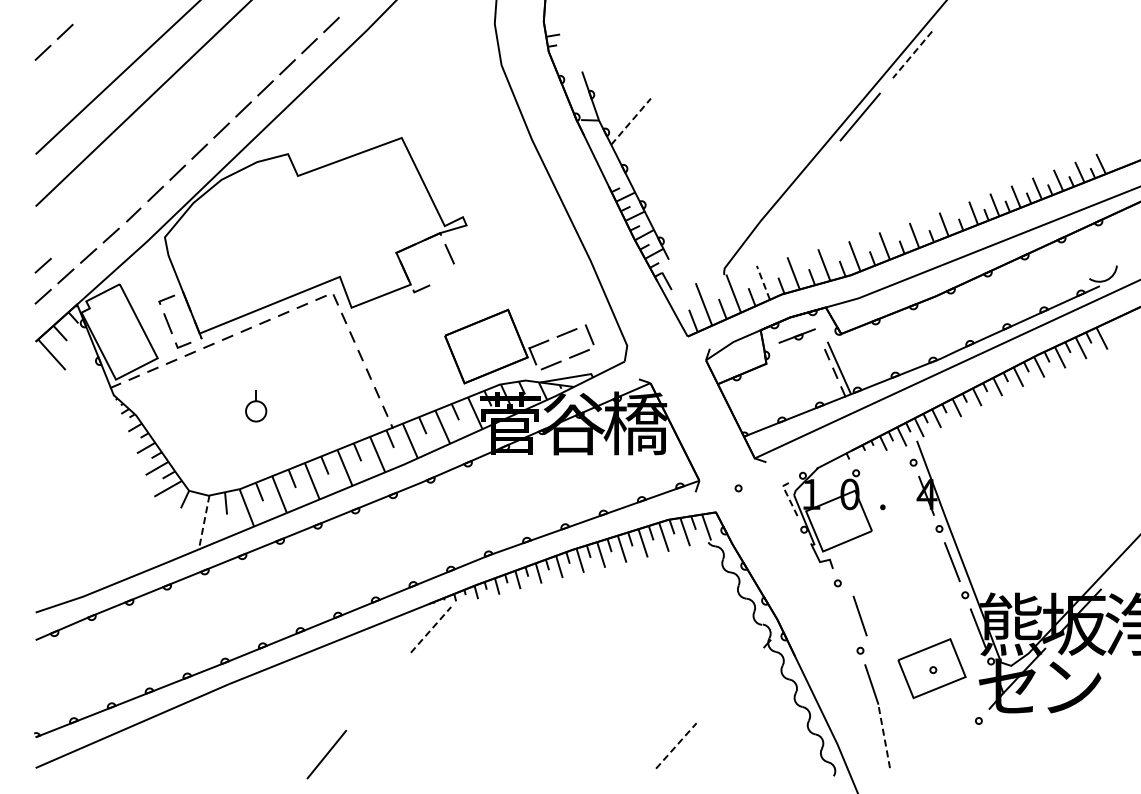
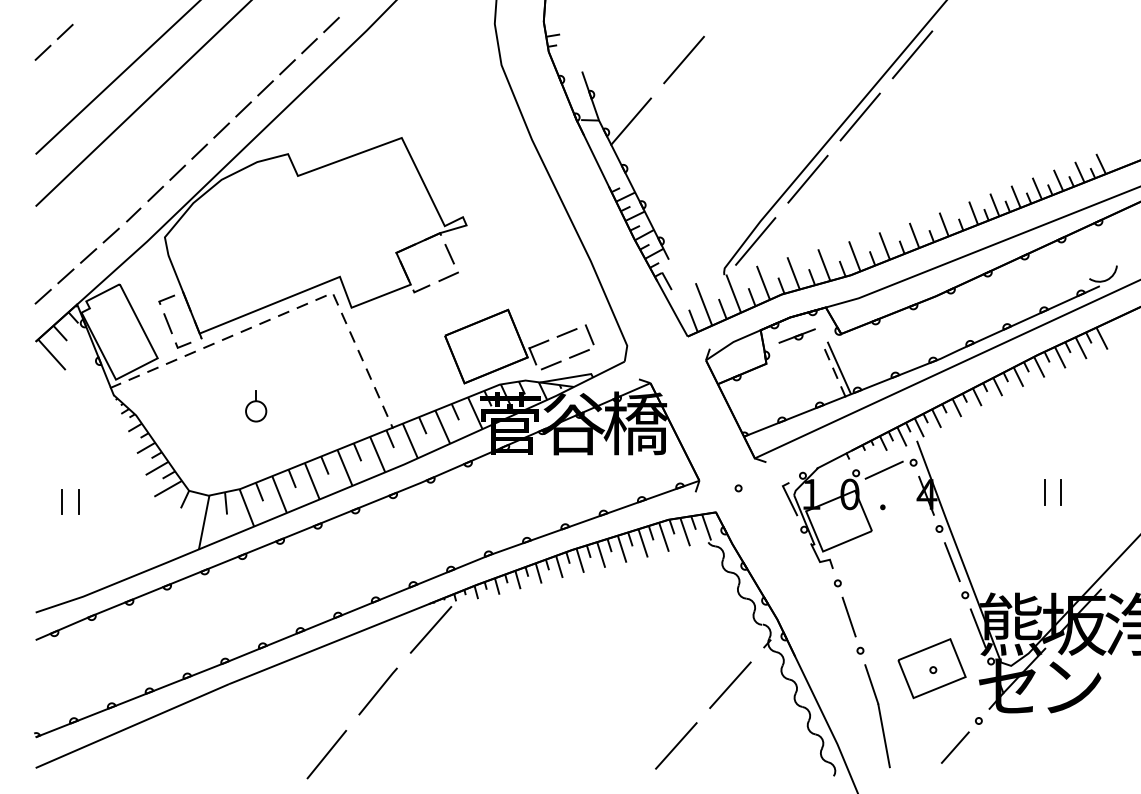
line: dashed -> solid (912, 55)
line: none -> present (683, 59)
line: dashed -> solid (631, 121)
line: none -> present (807, 178)
line: none -> present (755, 241)
line: present -> none (42, 265)
line: none -> present (448, 276)
line: dashed -> solid (763, 282)
line: none -> present (883, 469)
line: none -> present (1045, 492)
line: none -> present (1061, 492)
line: dashed -> solid (788, 496)
line: none -> present (62, 502)
line: none -> present (78, 502)
line: dashed -> solid (204, 522)
line position: (859, 615) -> (848, 616) (848, 616)
line: dashed -> solid (431, 629)
line: none -> present (730, 685)
line: none -> present (377, 691)
line: dashed -> solid (884, 735)
line: dashed -> solid (676, 745)
line: none -> present (954, 747)
